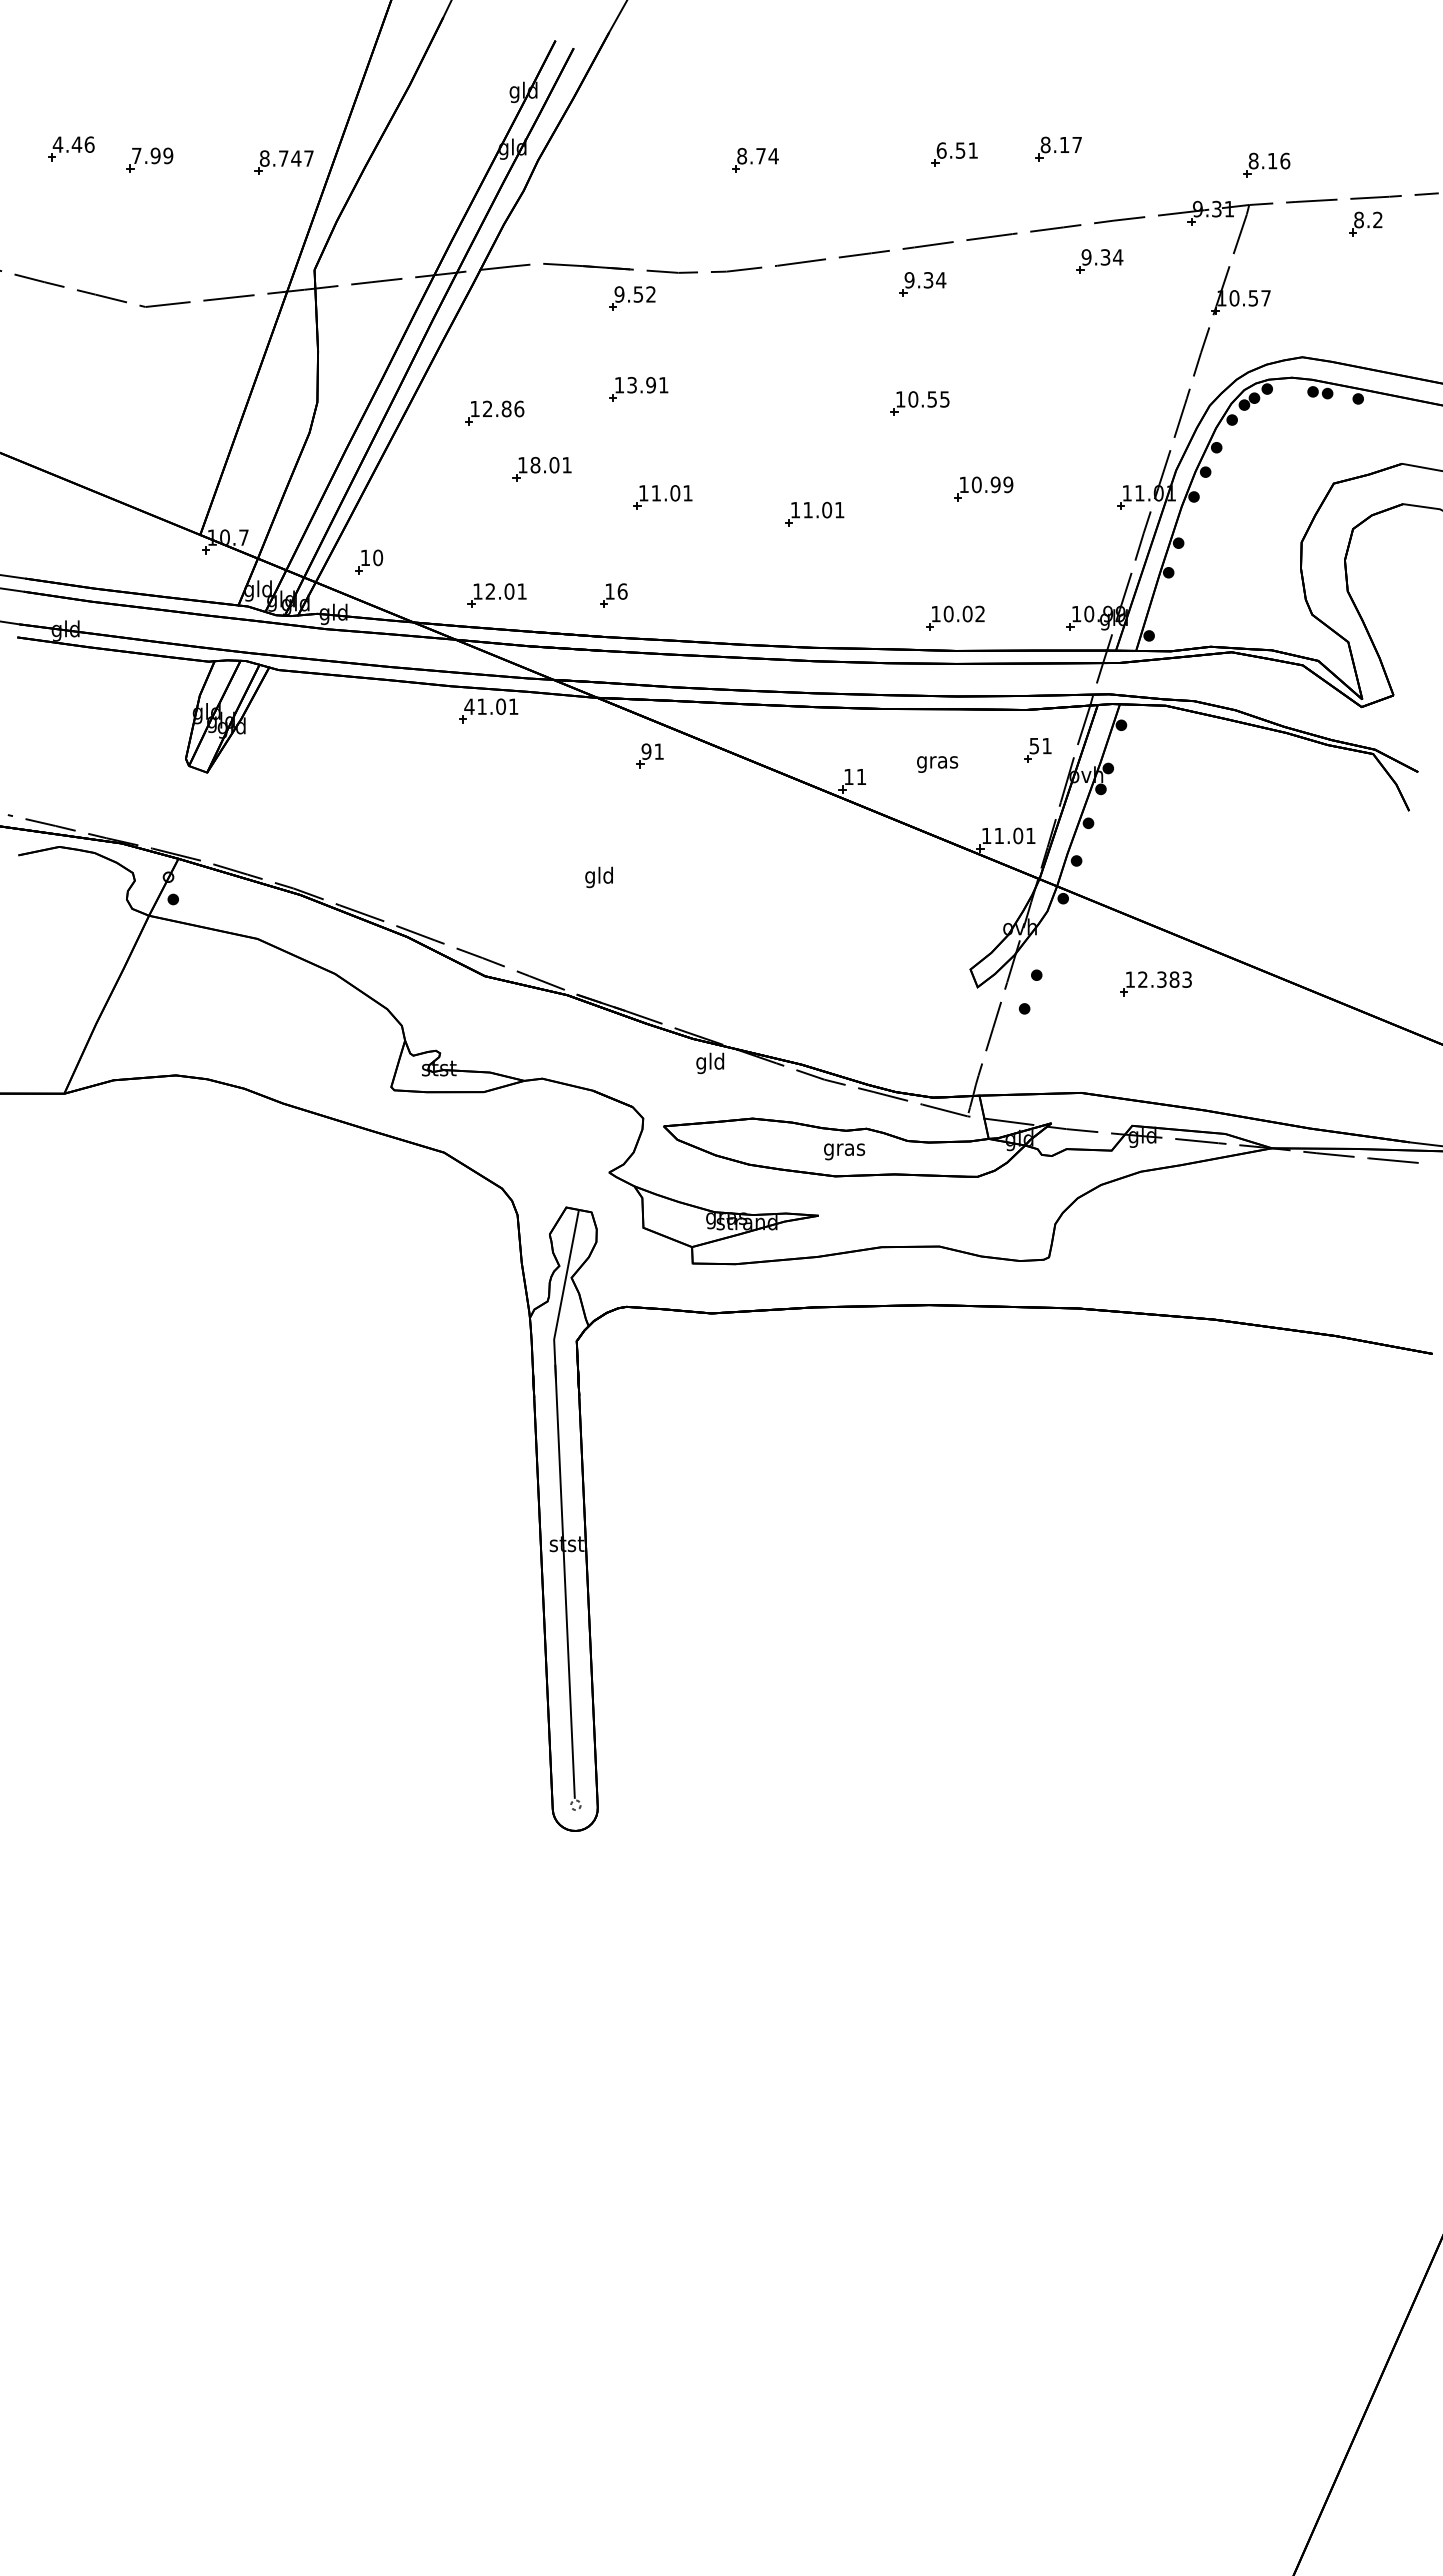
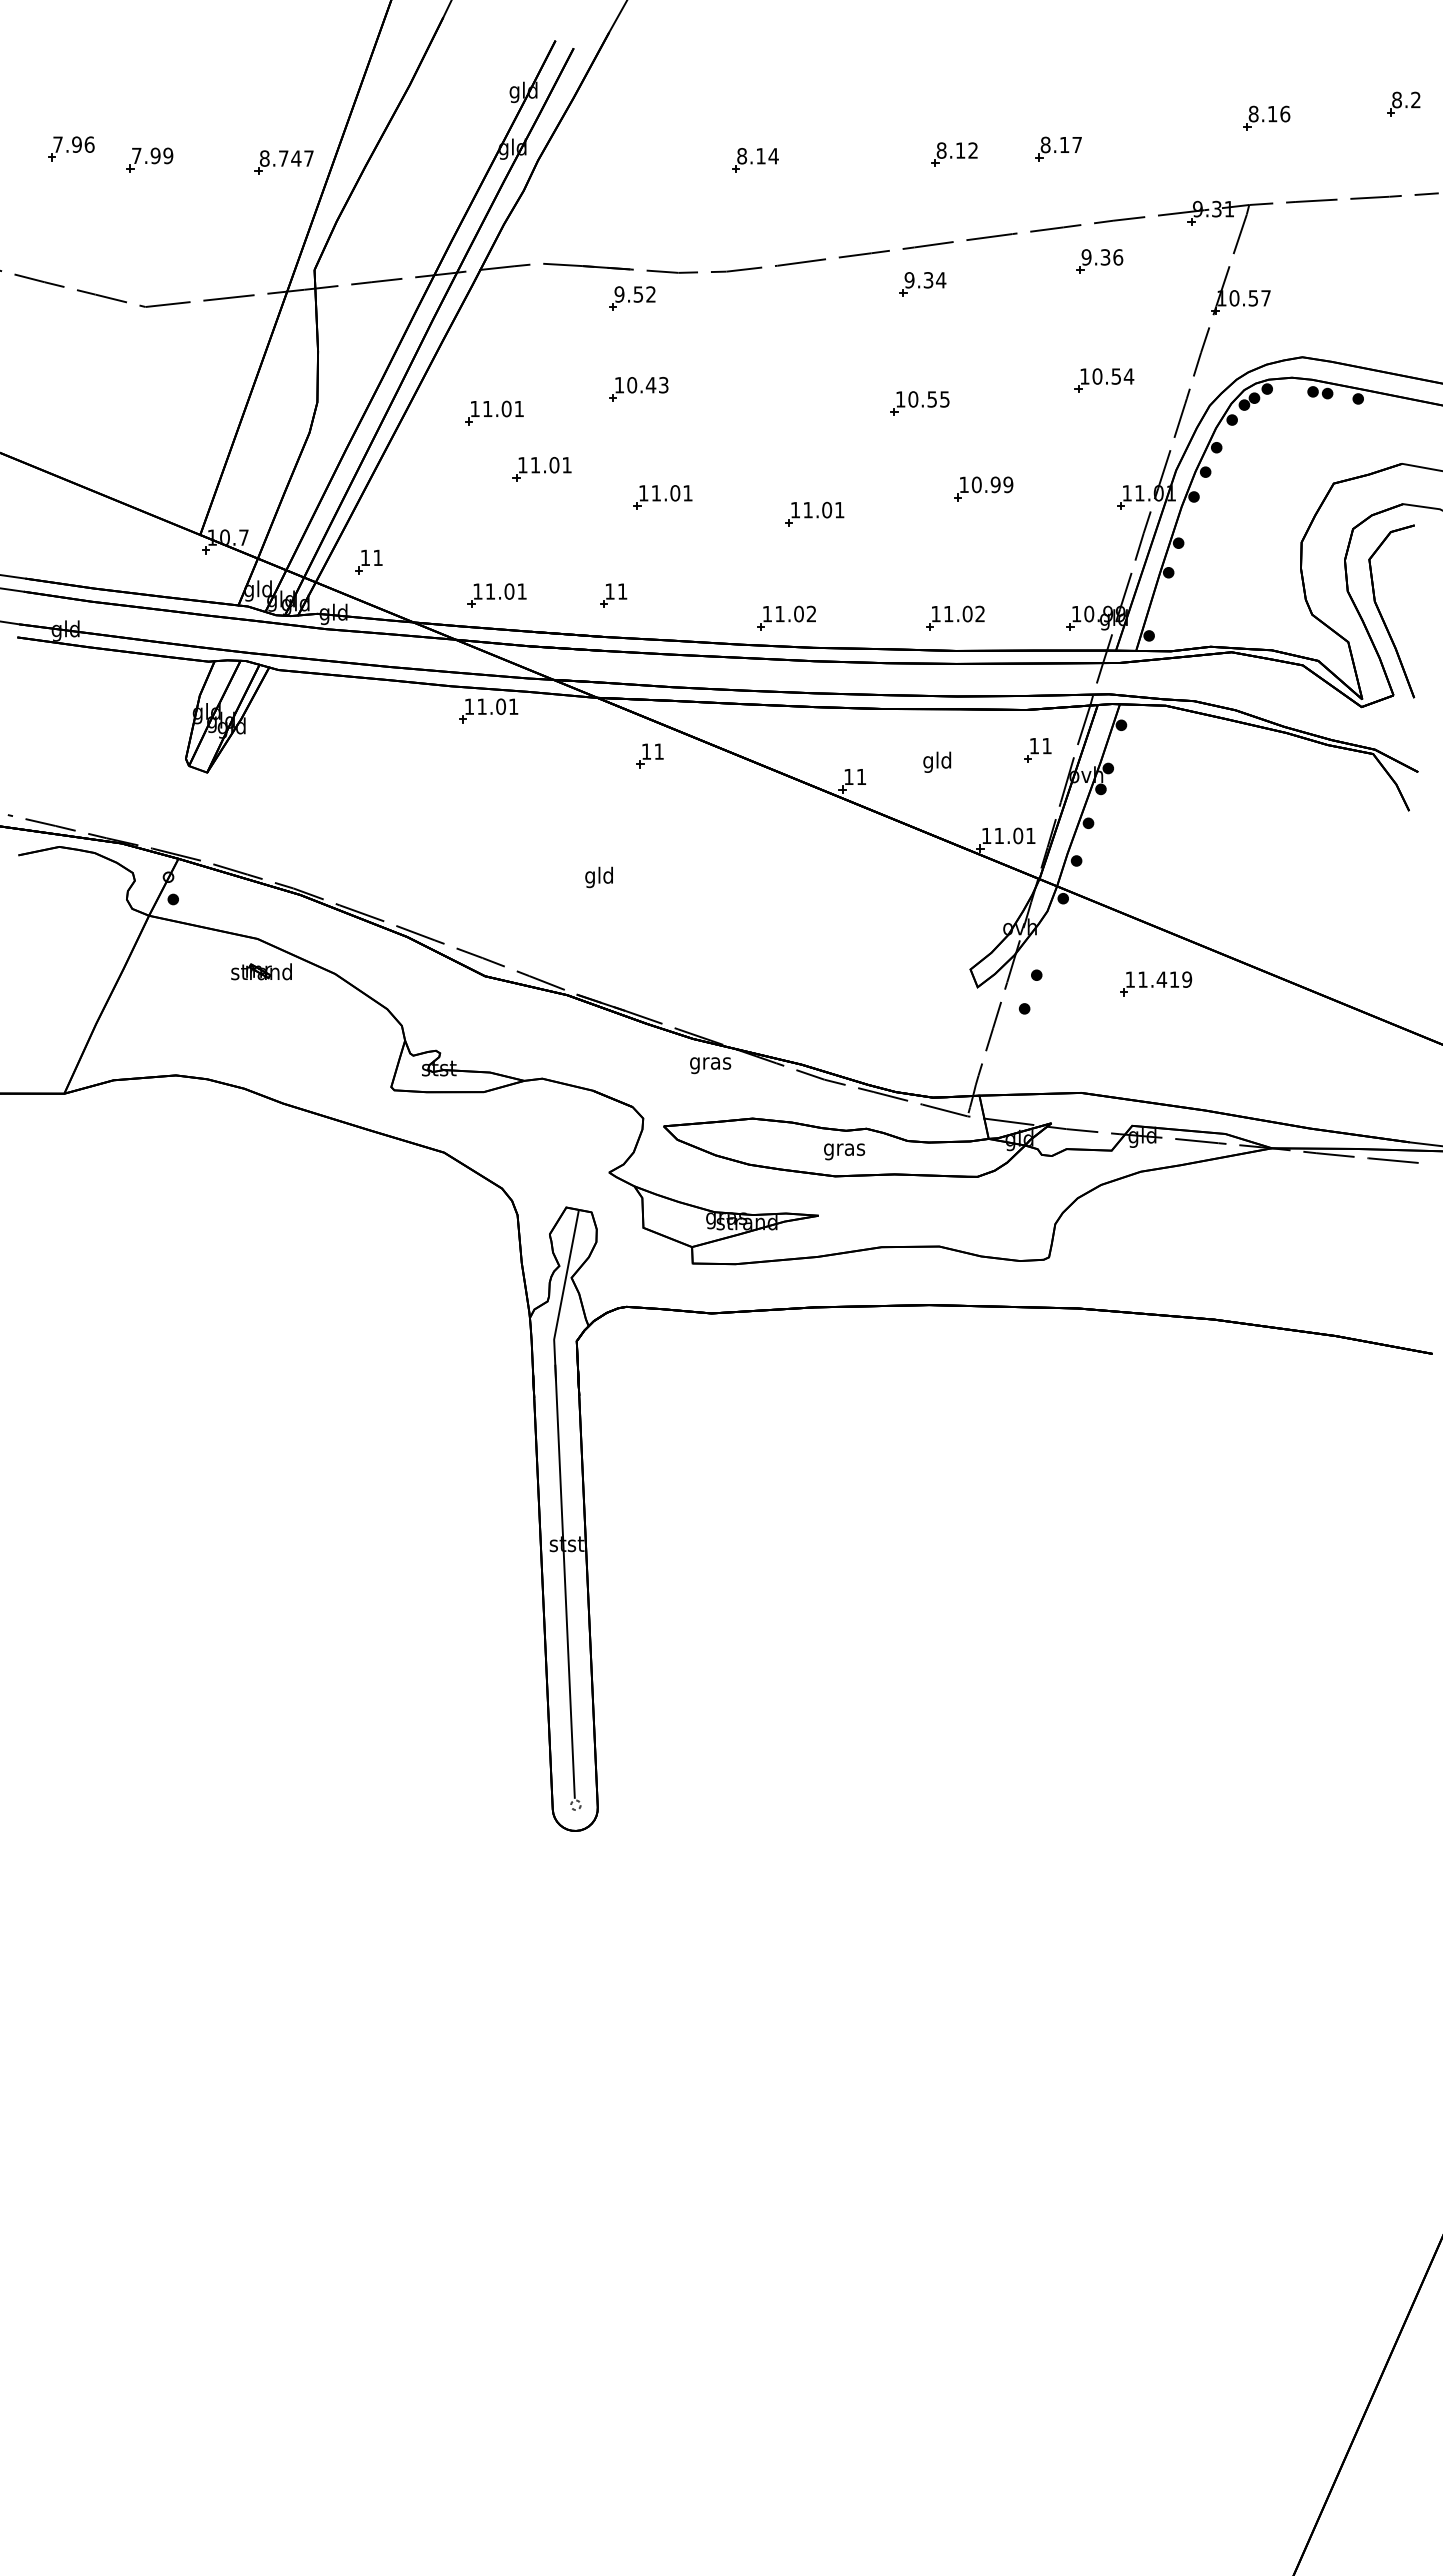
text: 4.46 -> 7.96 (67, 144)
text: 6.51 -> 8.12 (956, 150)
text: 8.74 -> 8.14 (760, 156)
part position: (1266, 164) -> (1266, 117) (1266, 117)
part position: (1365, 223) -> (1403, 103) (1403, 103)
text: 9.34 -> 9.36 (1118, 257)
part: none -> present (1104, 380)
text: 13.91 -> 10.43 (647, 384)
text: 12.86 -> 11.01 (503, 408)
text: 18.01 -> 11.01 (535, 464)
text: 10 -> 11 (378, 557)
text: 12.01 -> 11.01 (489, 591)
text: 16 -> 11 (622, 591)
text: 10.02 -> 11.02 (948, 613)
part: none -> present (1382, 615)
part: none -> present (786, 617)
text: 41.01 -> 11.01 (469, 706)
text: 51 -> 11 (1033, 746)
text: 91 -> 11 (646, 751)
text: gras -> gld (937, 761)
part: none -> present (261, 971)
text: 12.383 -> 11.419 (1165, 979)
text: gld -> gras (710, 1063)
